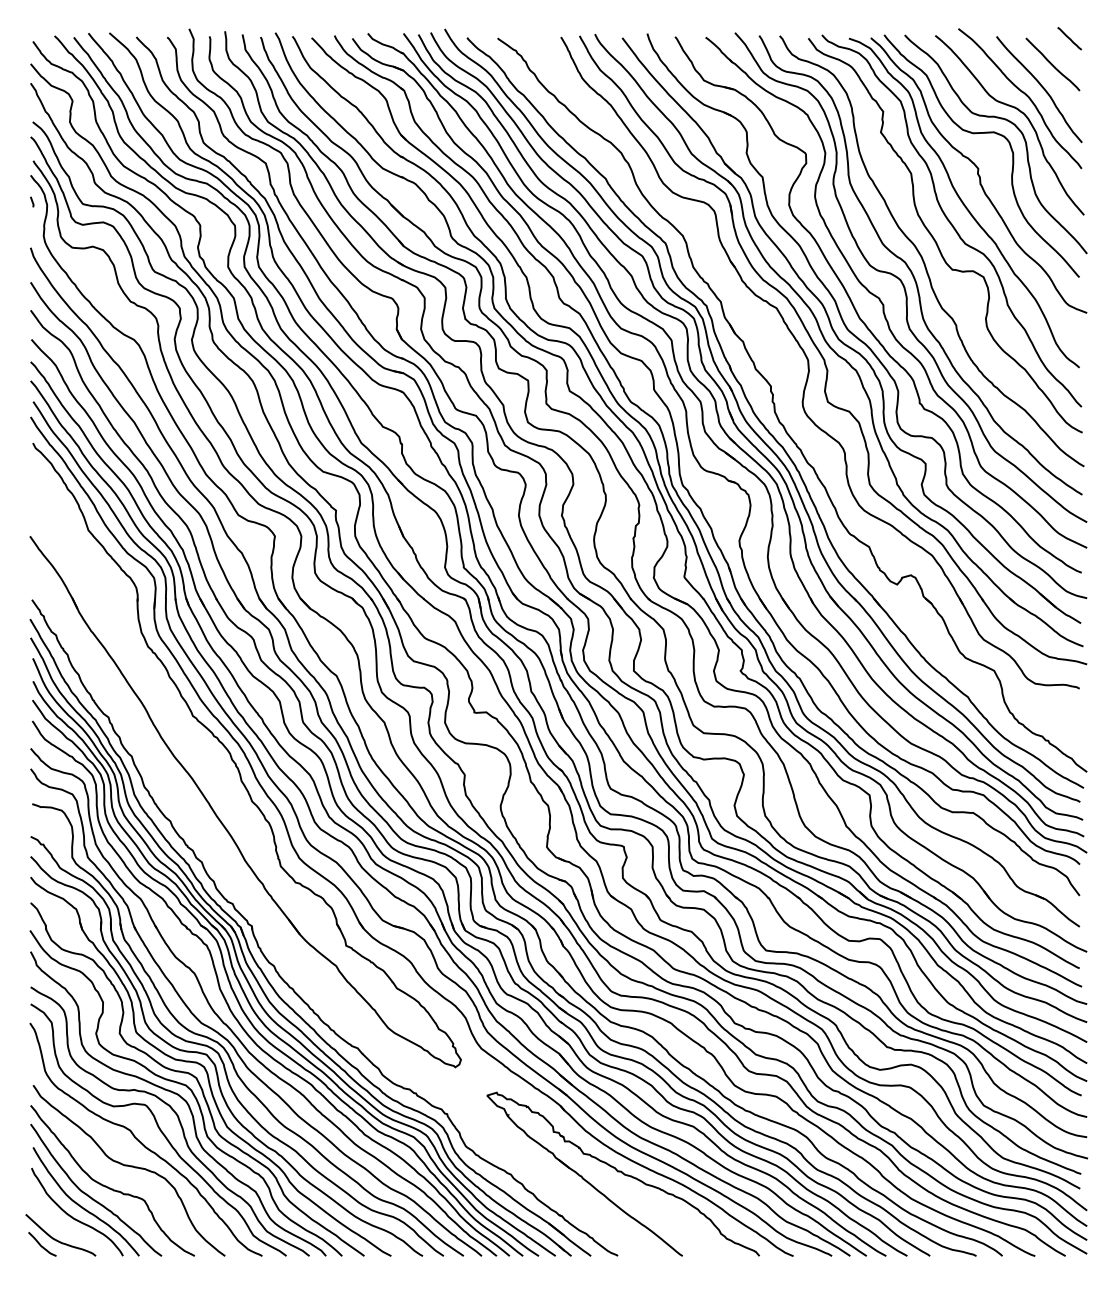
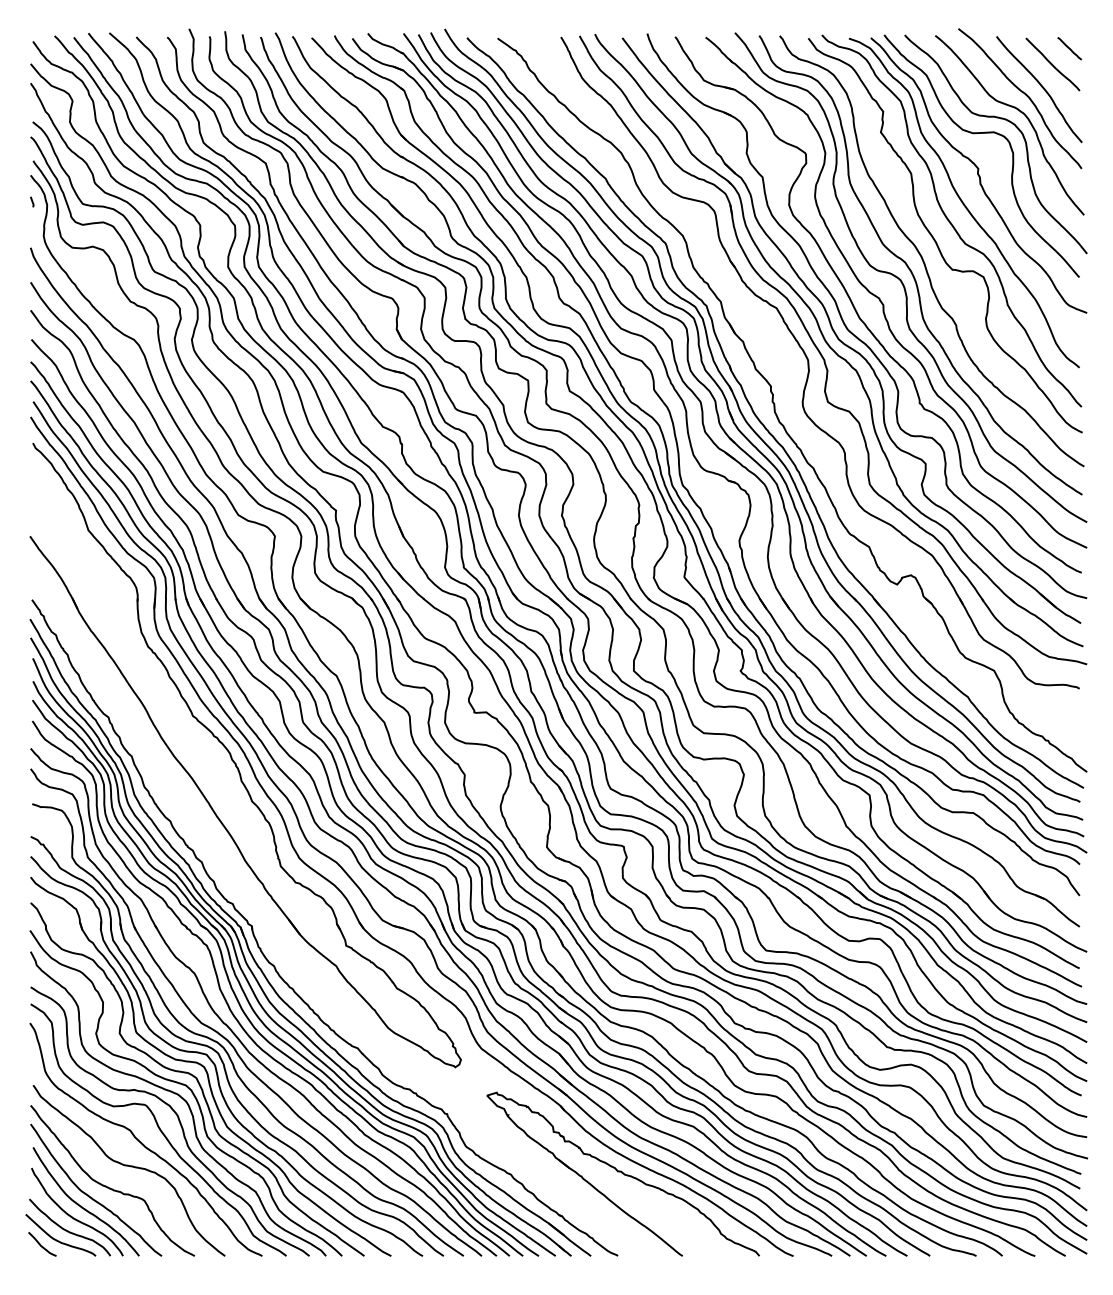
line position: (1069, 38) -> (1069, 48) (1069, 48)
curve: none -> present (68, 1230)
